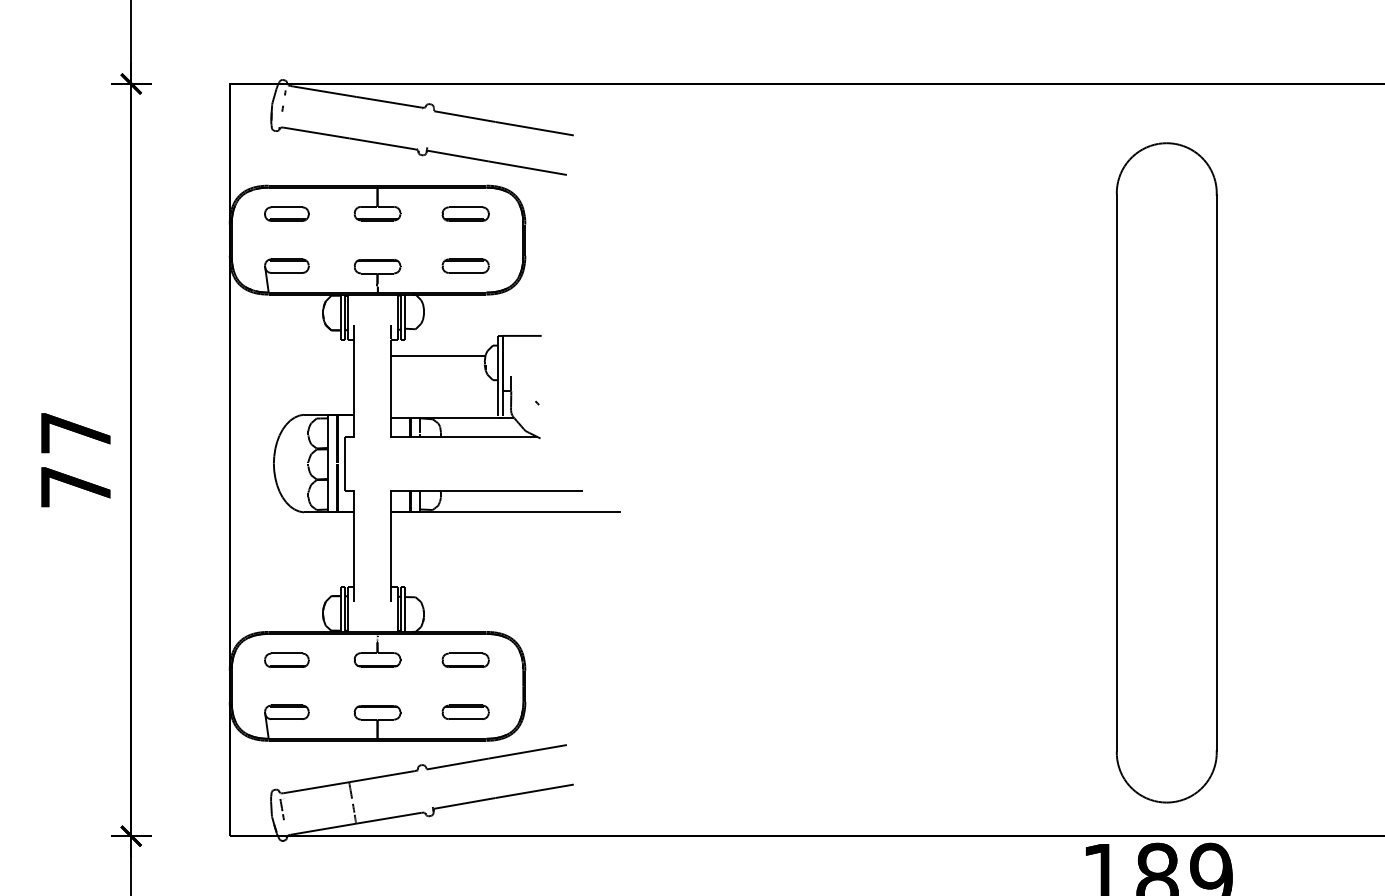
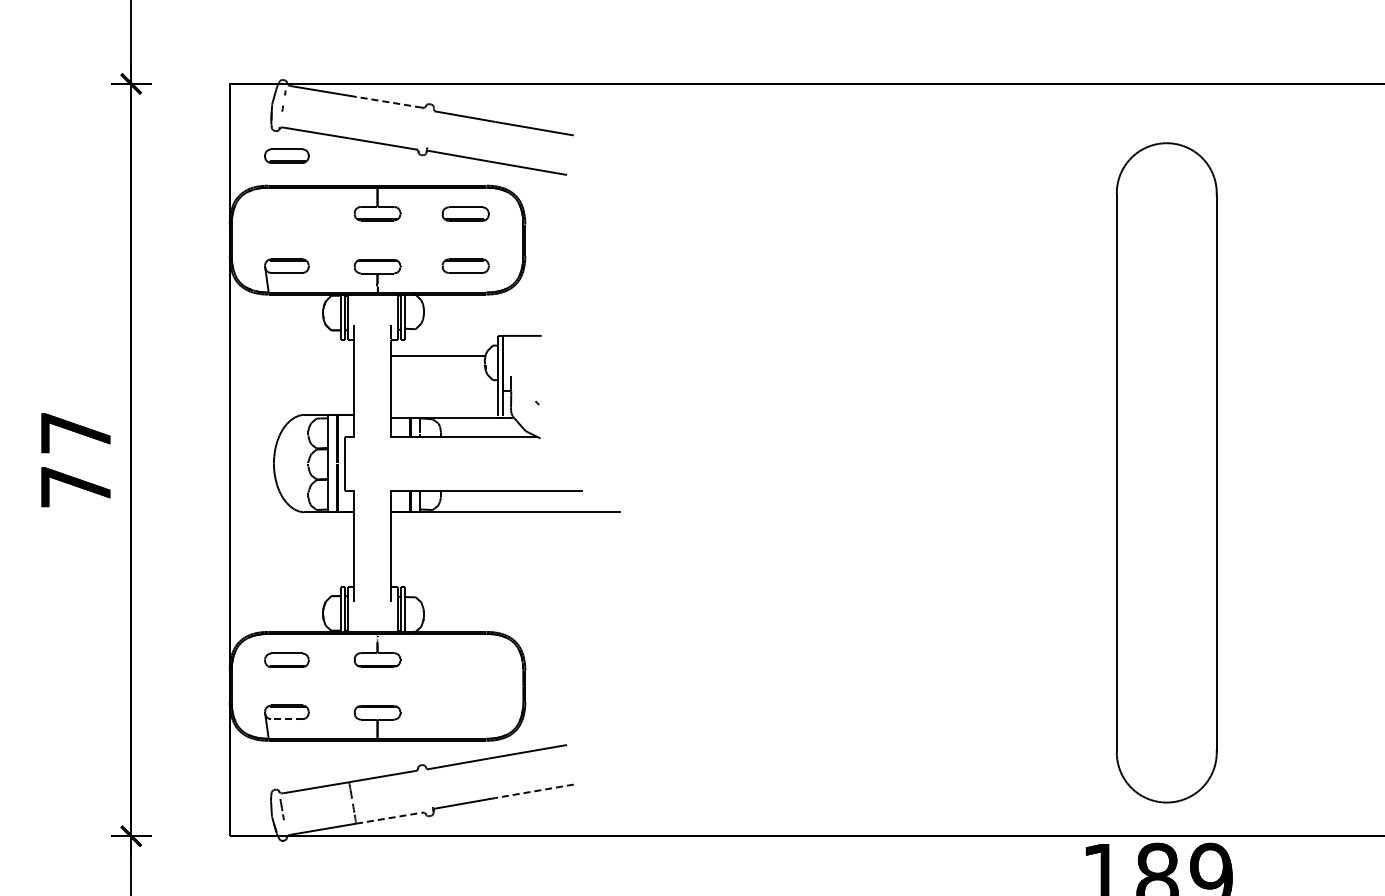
line: solid -> dashed (388, 102)
part position: (286, 213) -> (286, 155) (286, 155)
part: present -> none (465, 659)
part: present -> none (465, 711)
line: solid -> dashed (286, 719)
line: solid -> dashed (534, 791)
line: solid -> dashed (389, 818)
